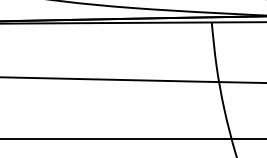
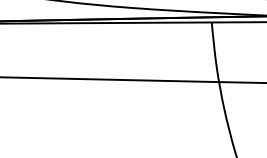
line: present -> none (132, 139)
